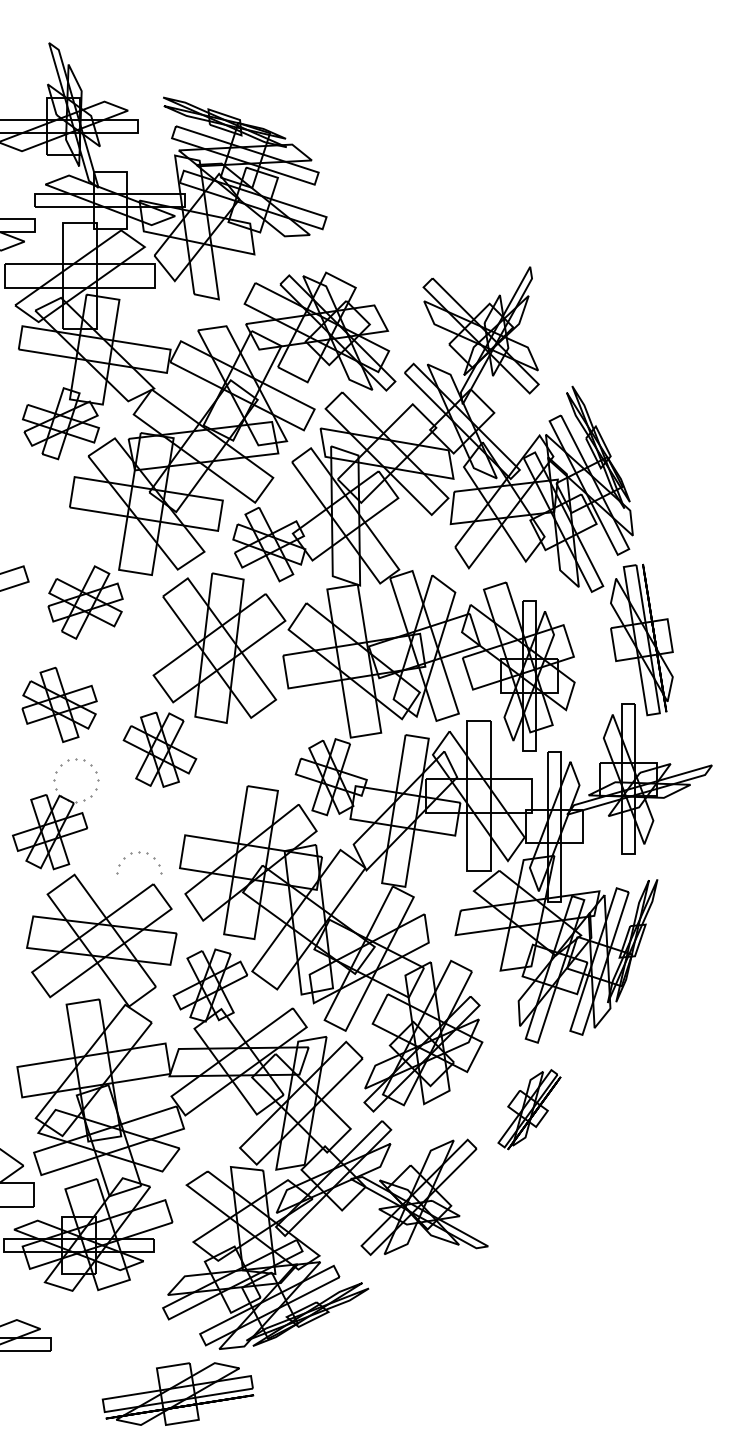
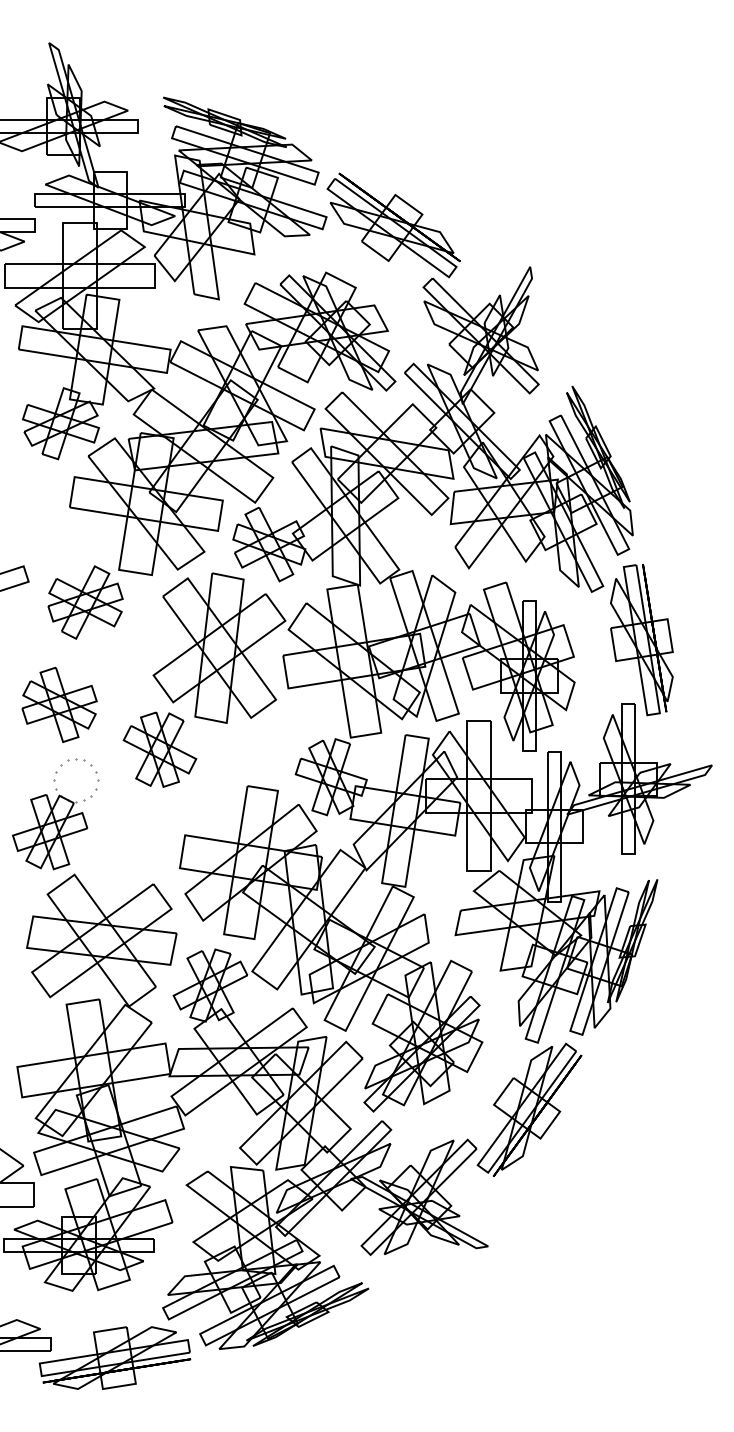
part: none -> present (393, 225)
part: present -> none (139, 853)
part size: 65x82 px -> 107x135 px (529, 1109)
part position: (177, 1393) -> (114, 1357) (114, 1357)
